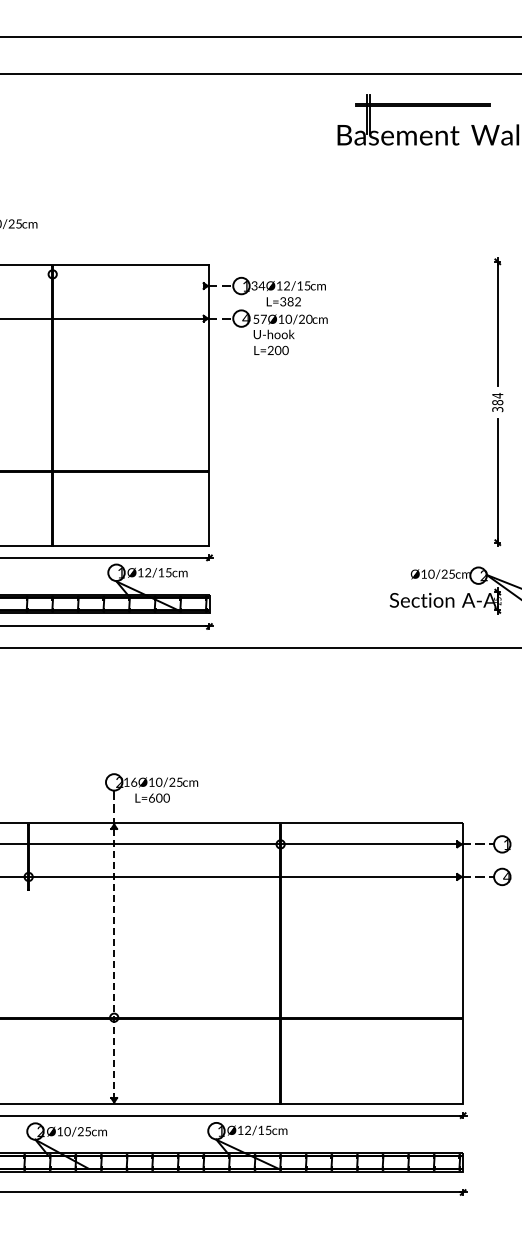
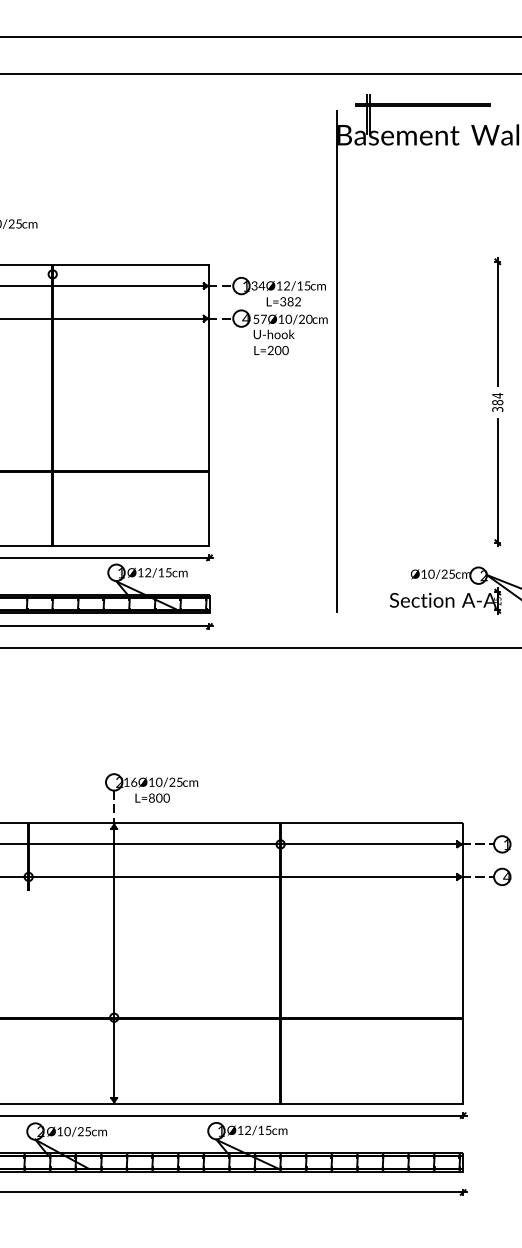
line: none -> present (102, 286)
line: none -> present (337, 360)
text: L=600 -> L=800 (151, 797)
line: dashed -> solid (114, 963)
